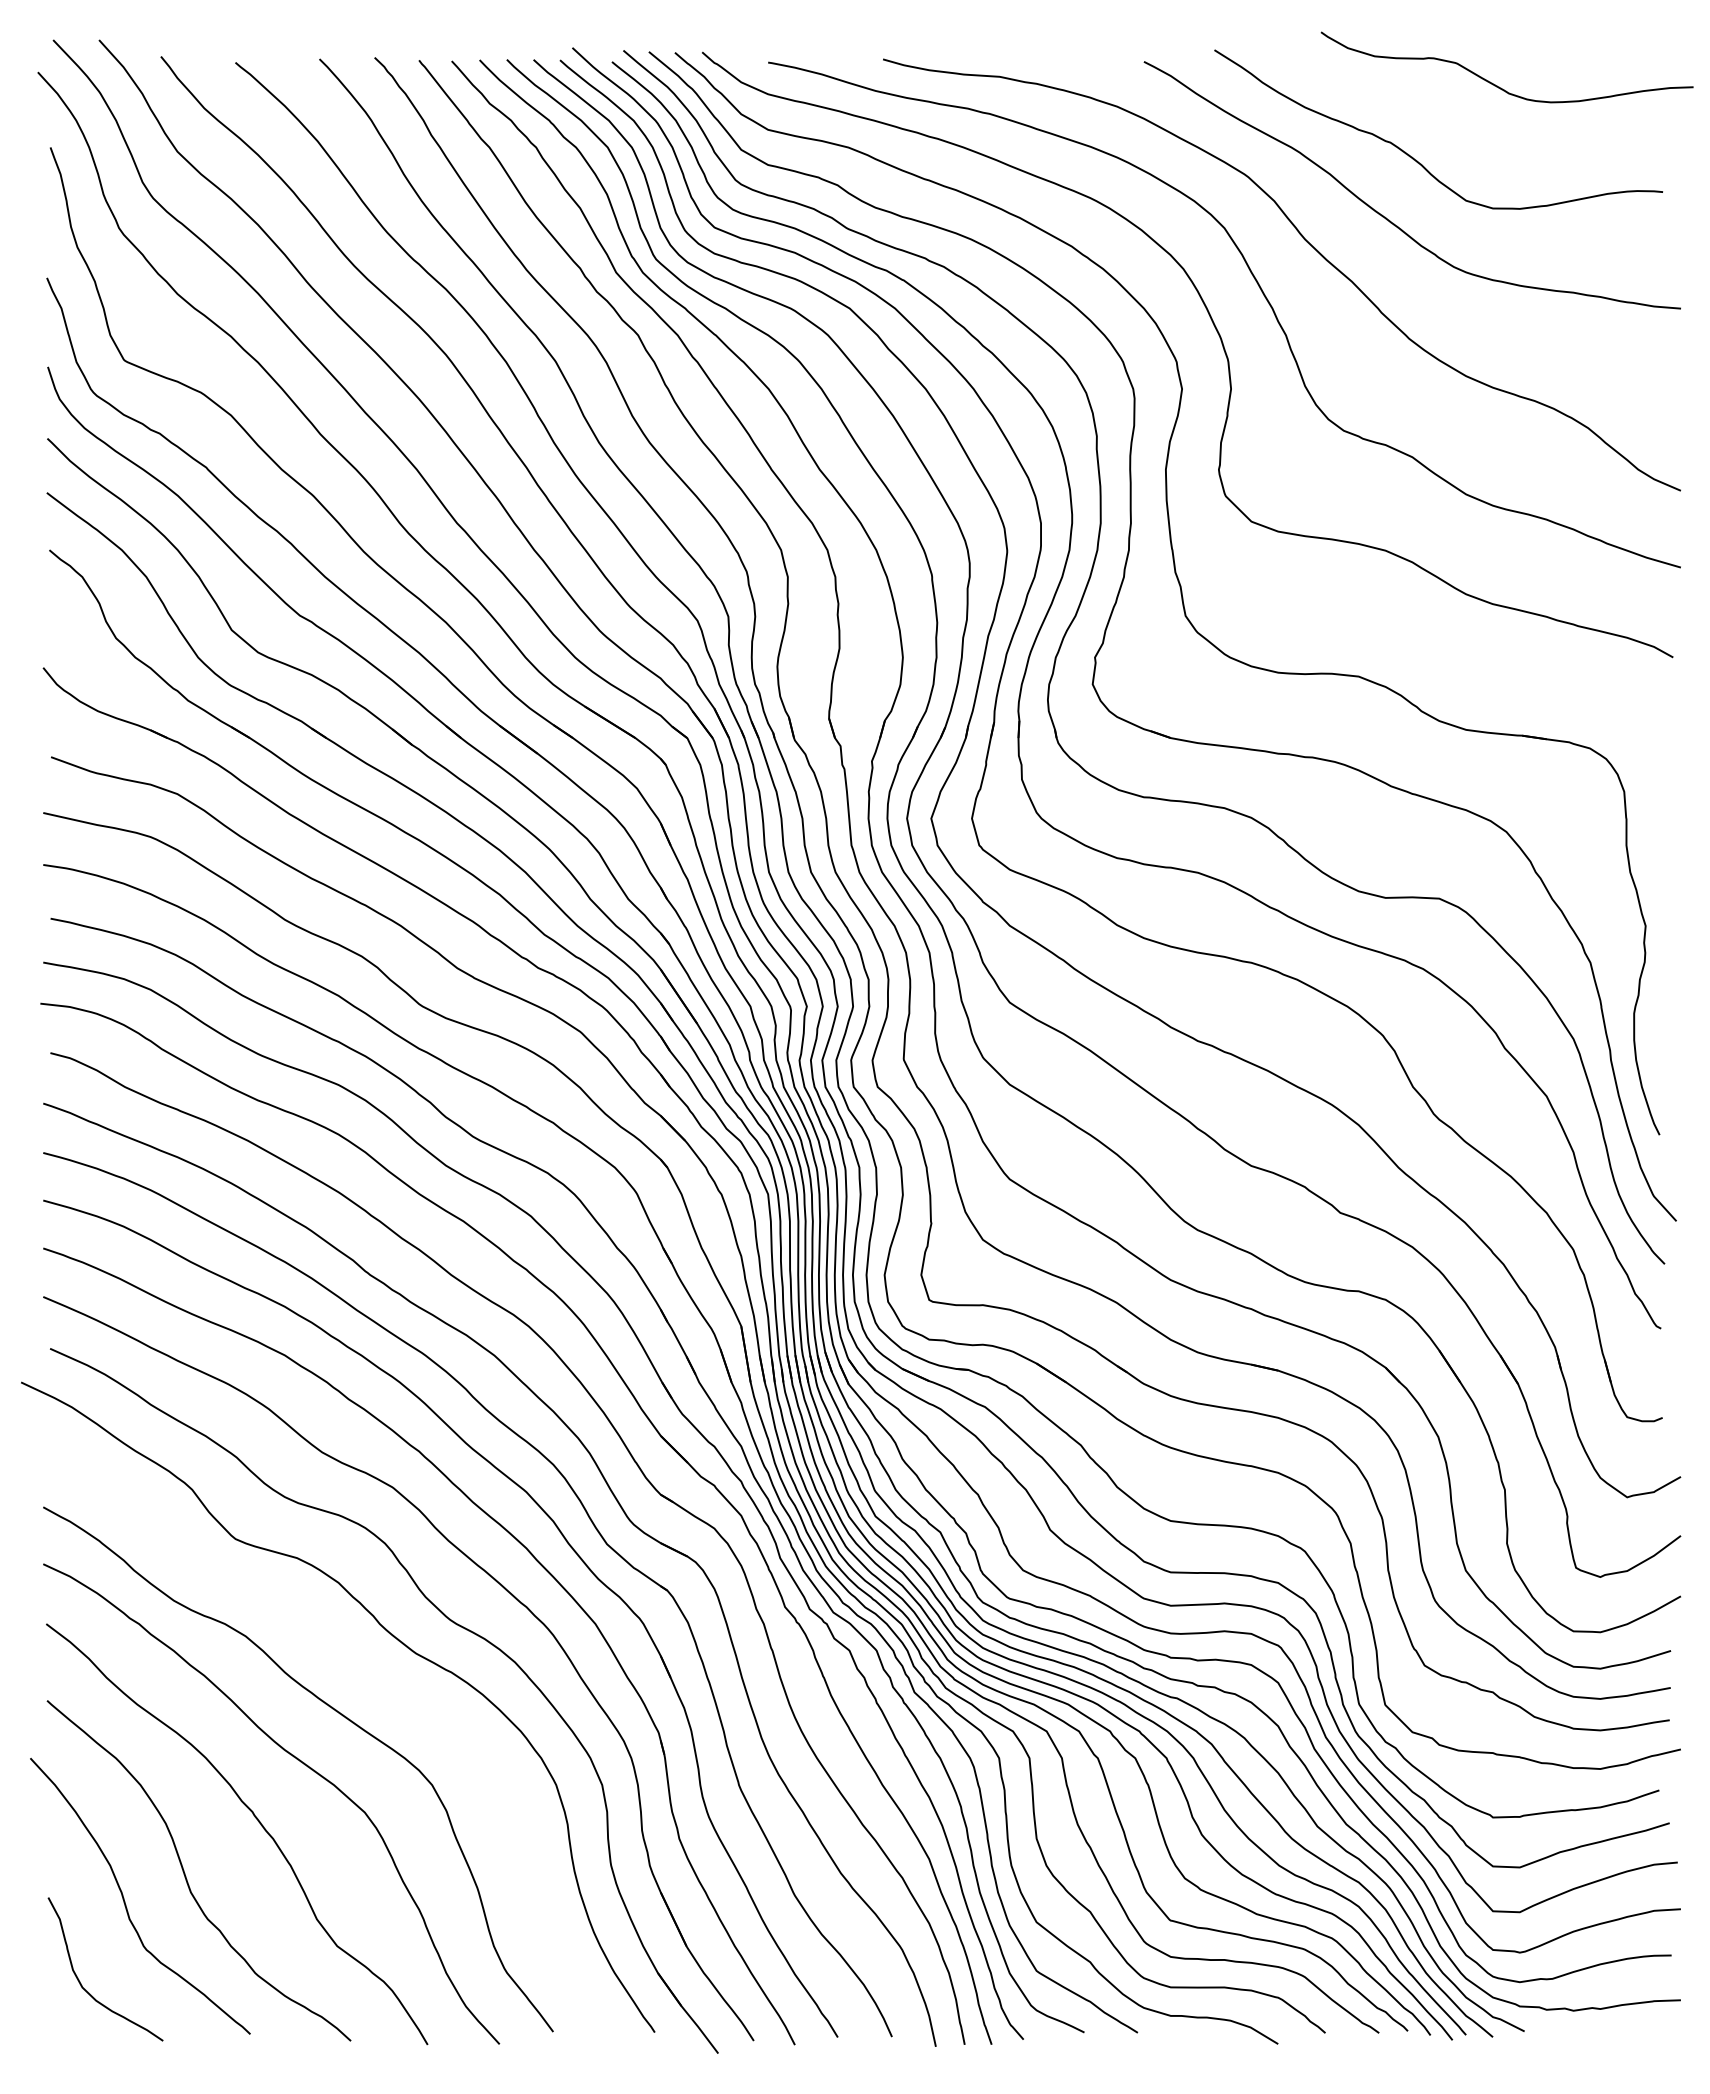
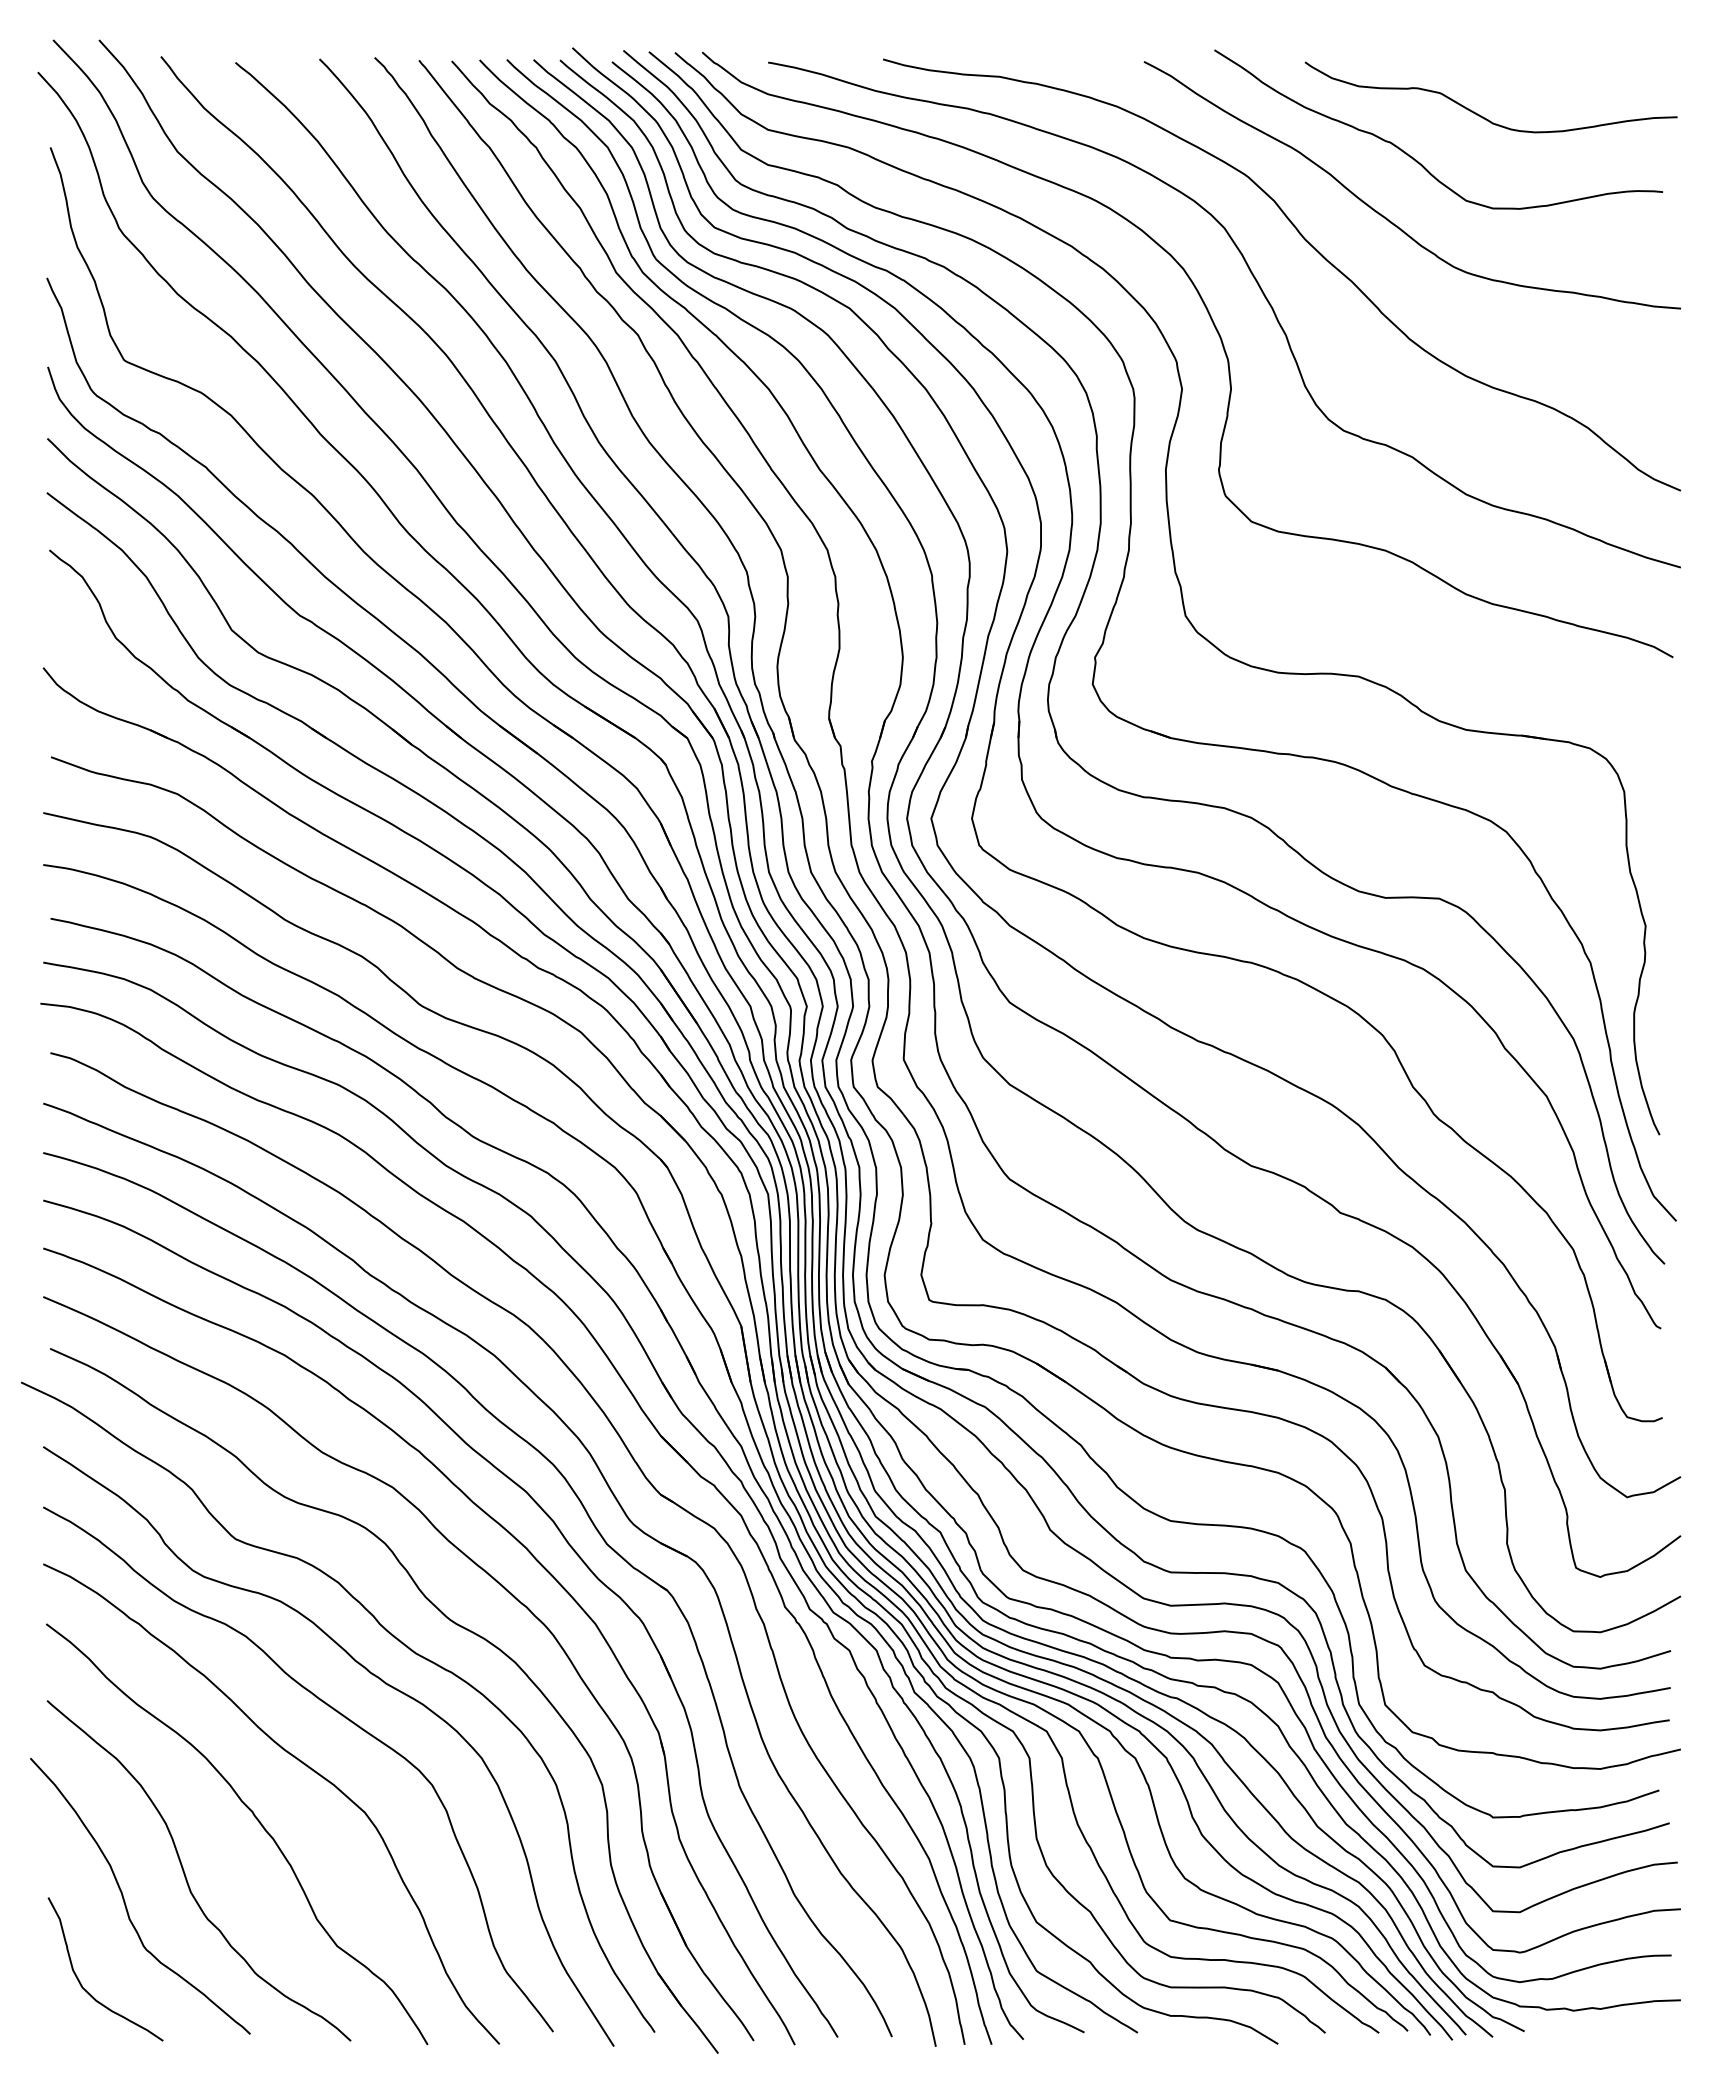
curve position: (1497, 85) -> (1481, 115) (1481, 115)
curve: none -> present (369, 1673)
